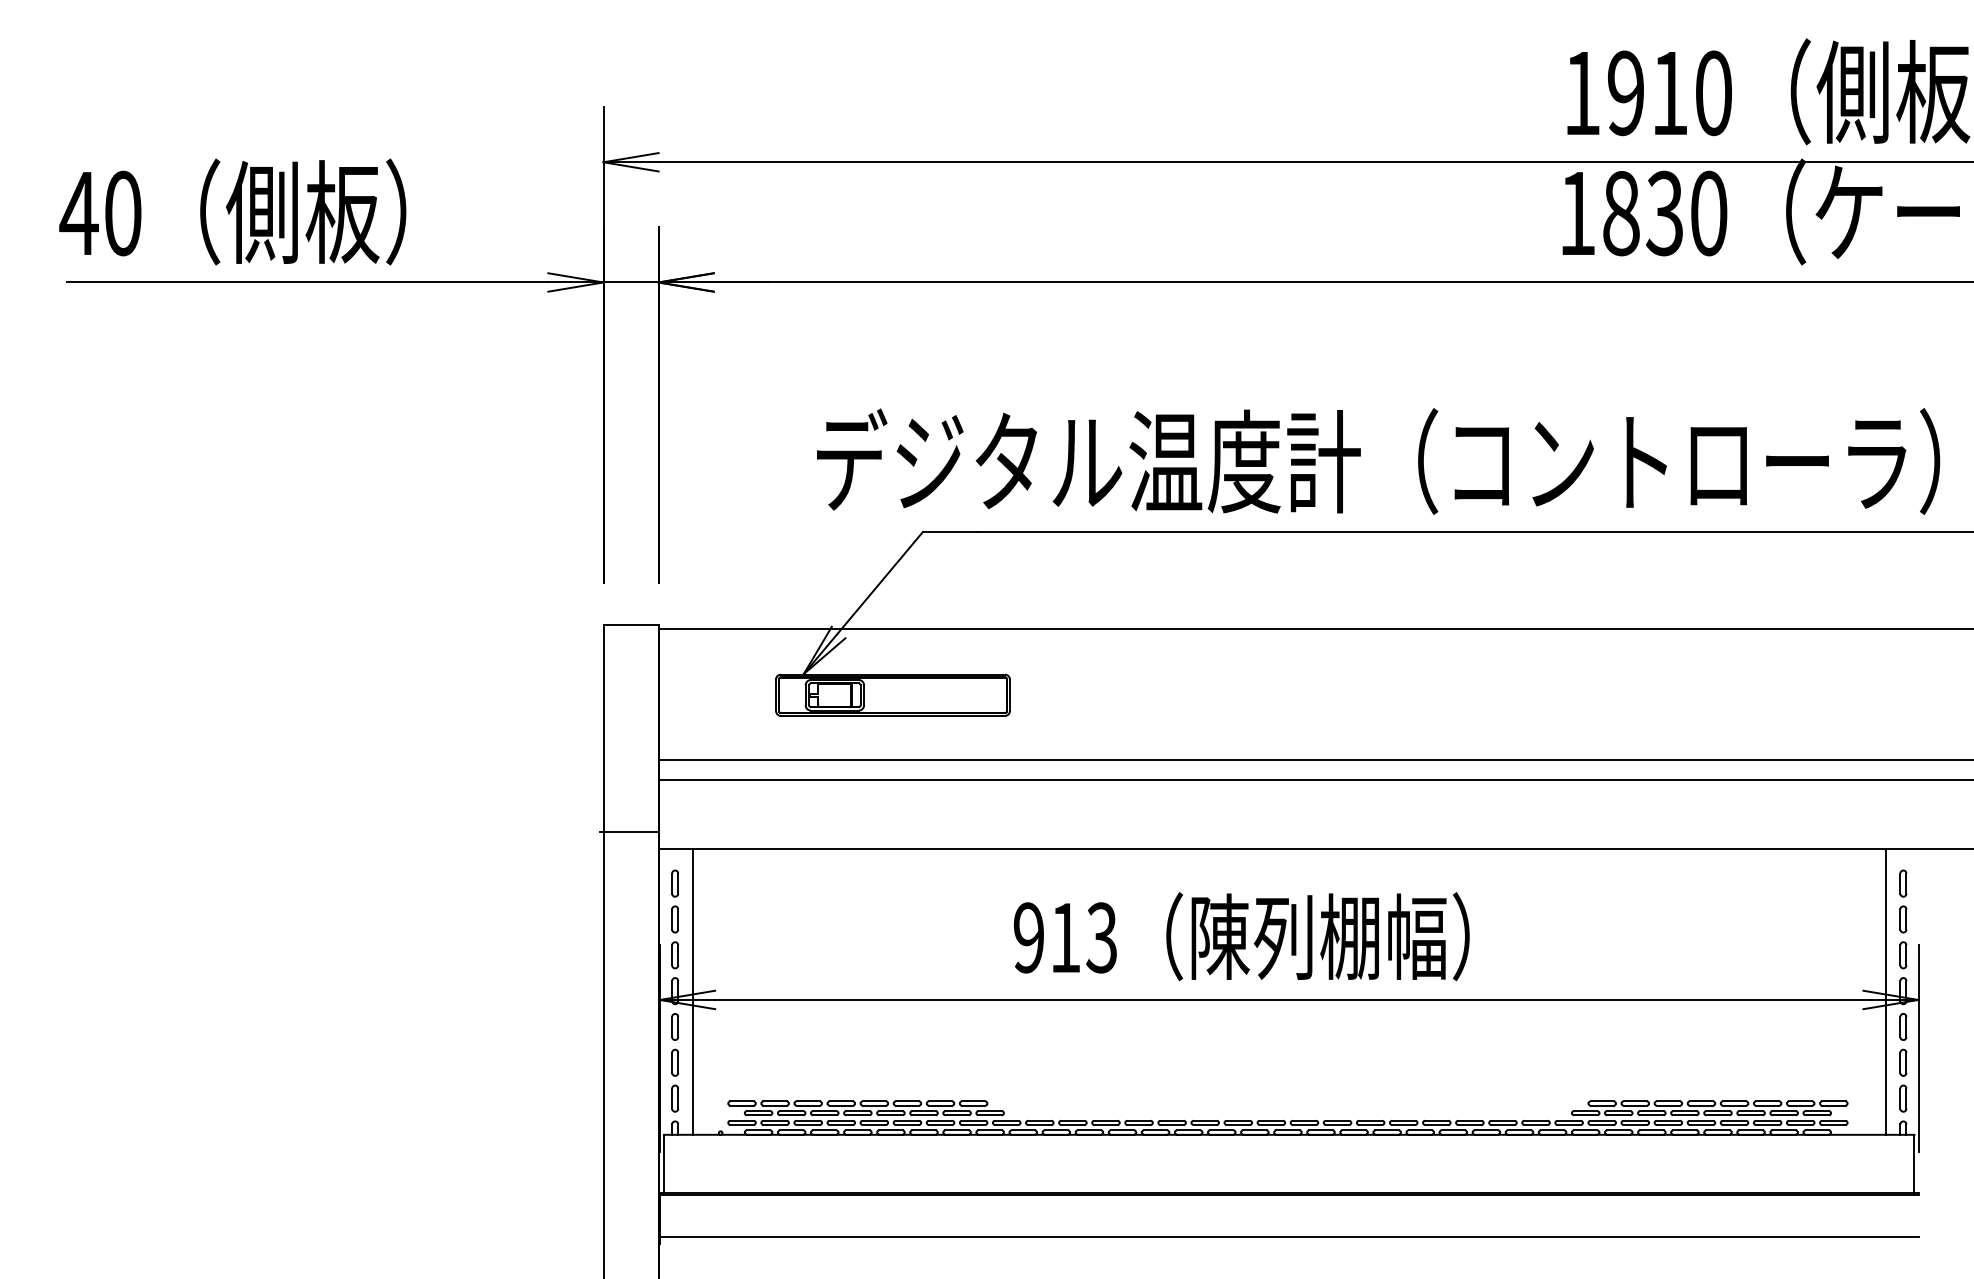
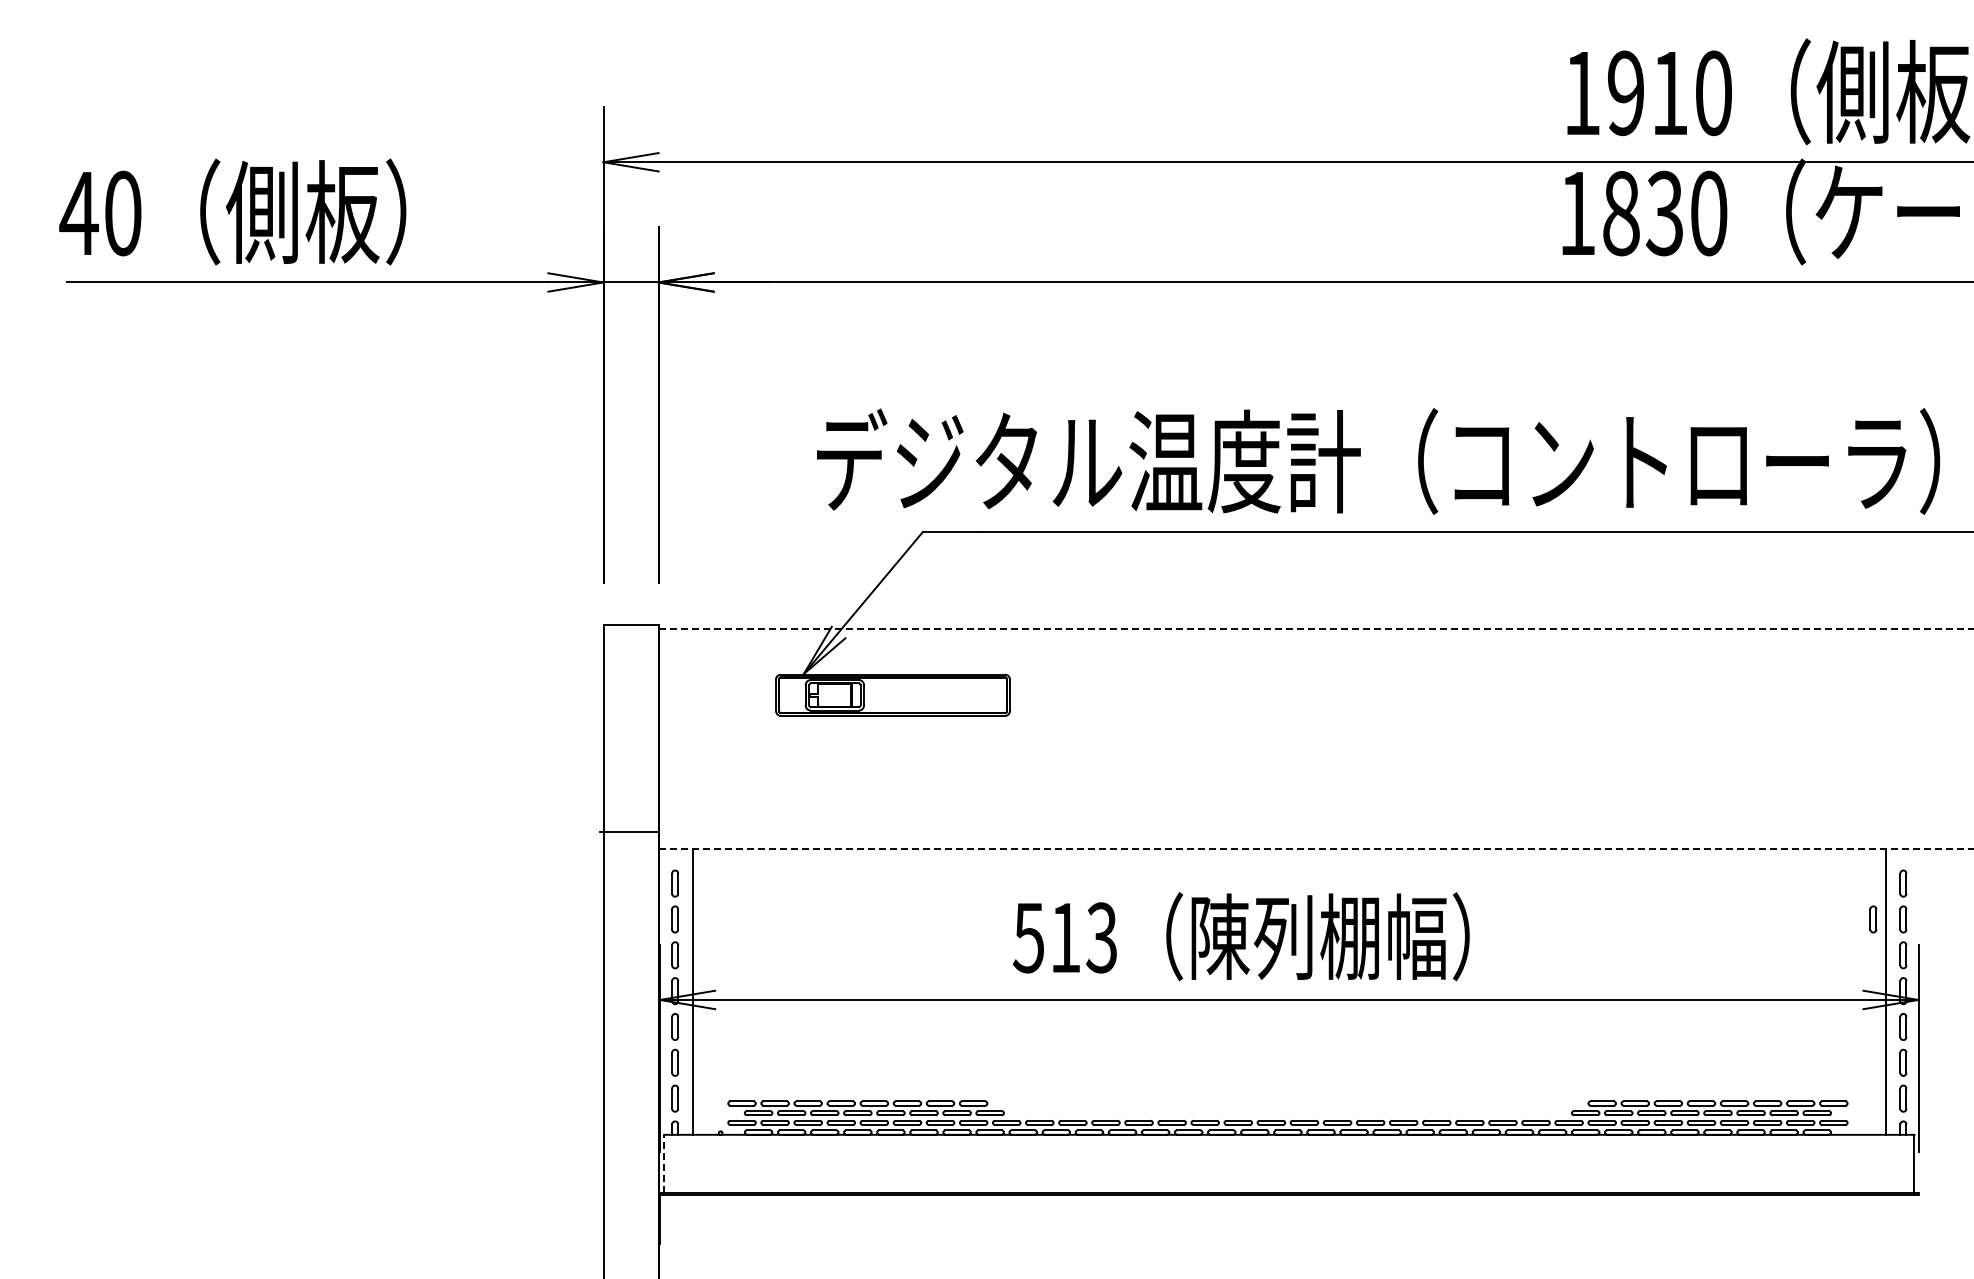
line: solid -> dashed (1316, 628)
line: present -> none (1314, 759)
line: present -> none (1314, 780)
line: solid -> dashed (1316, 849)
part: none -> present (1873, 919)
text: 913 -> 513 (1028, 937)
line: solid -> dashed (664, 1163)
line: present -> none (1289, 1237)
